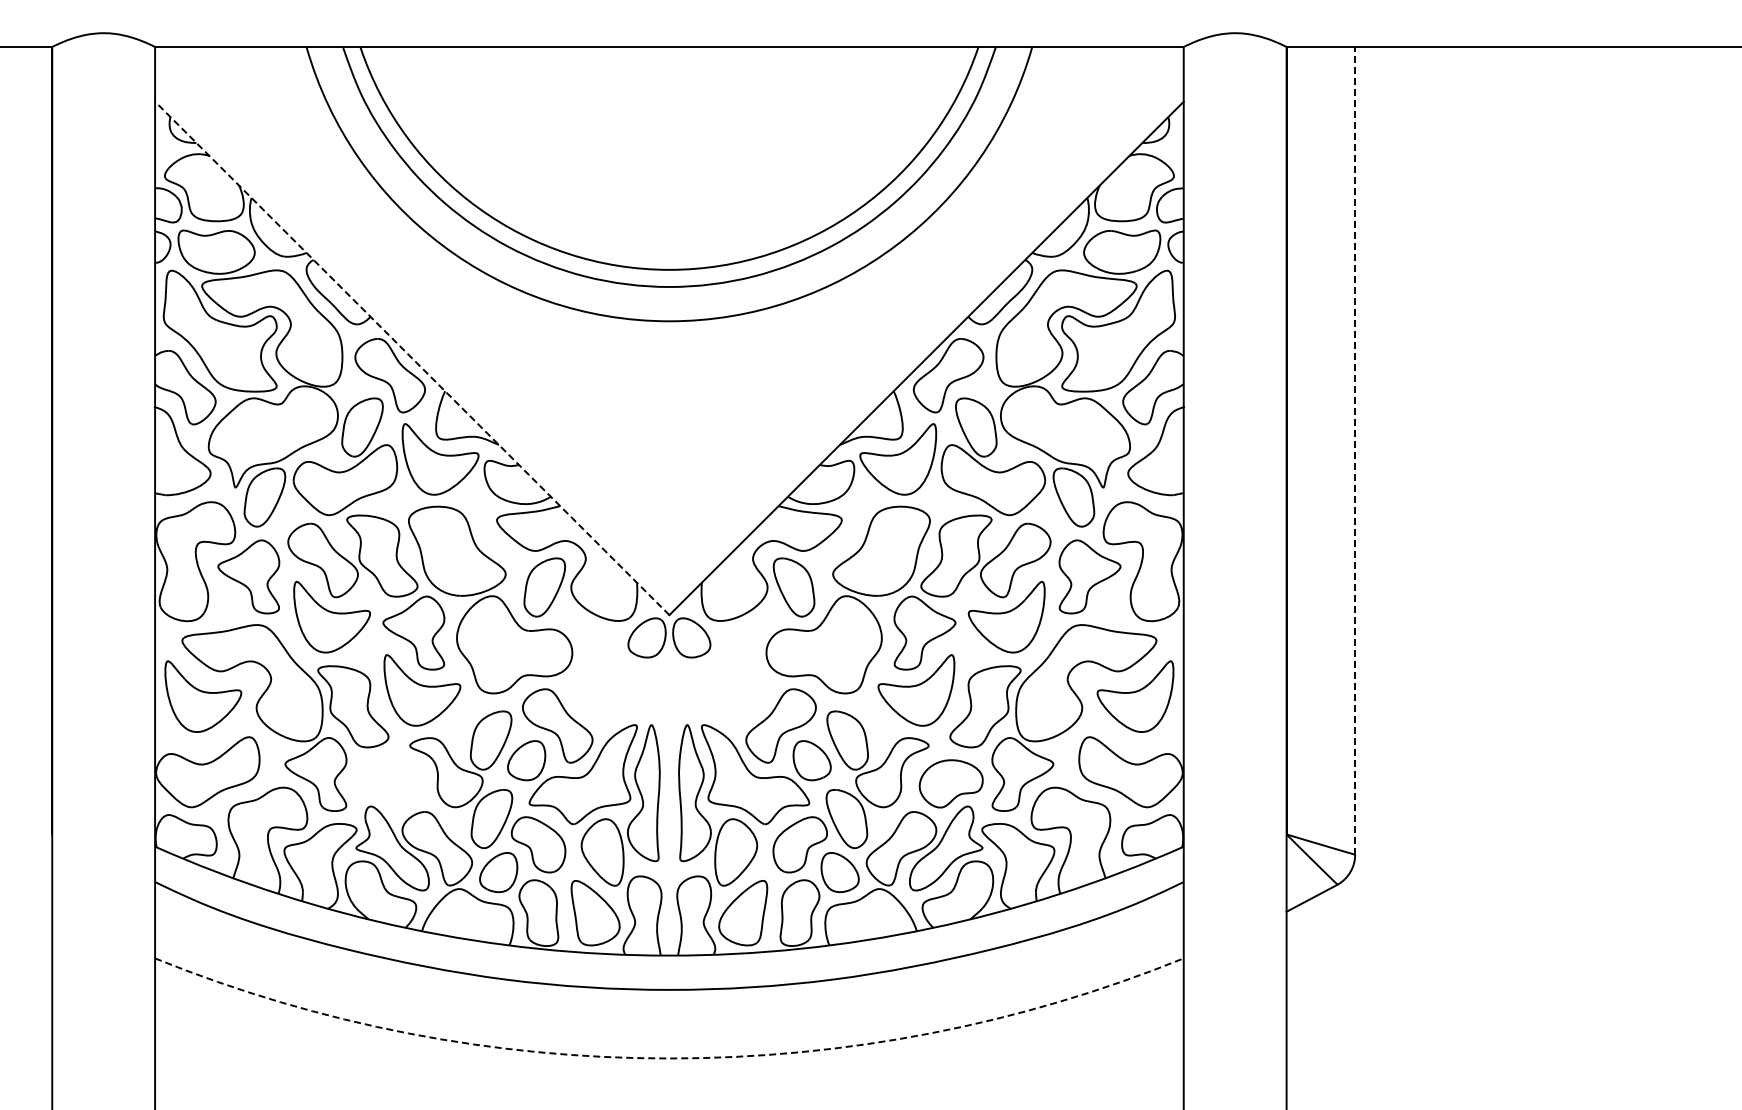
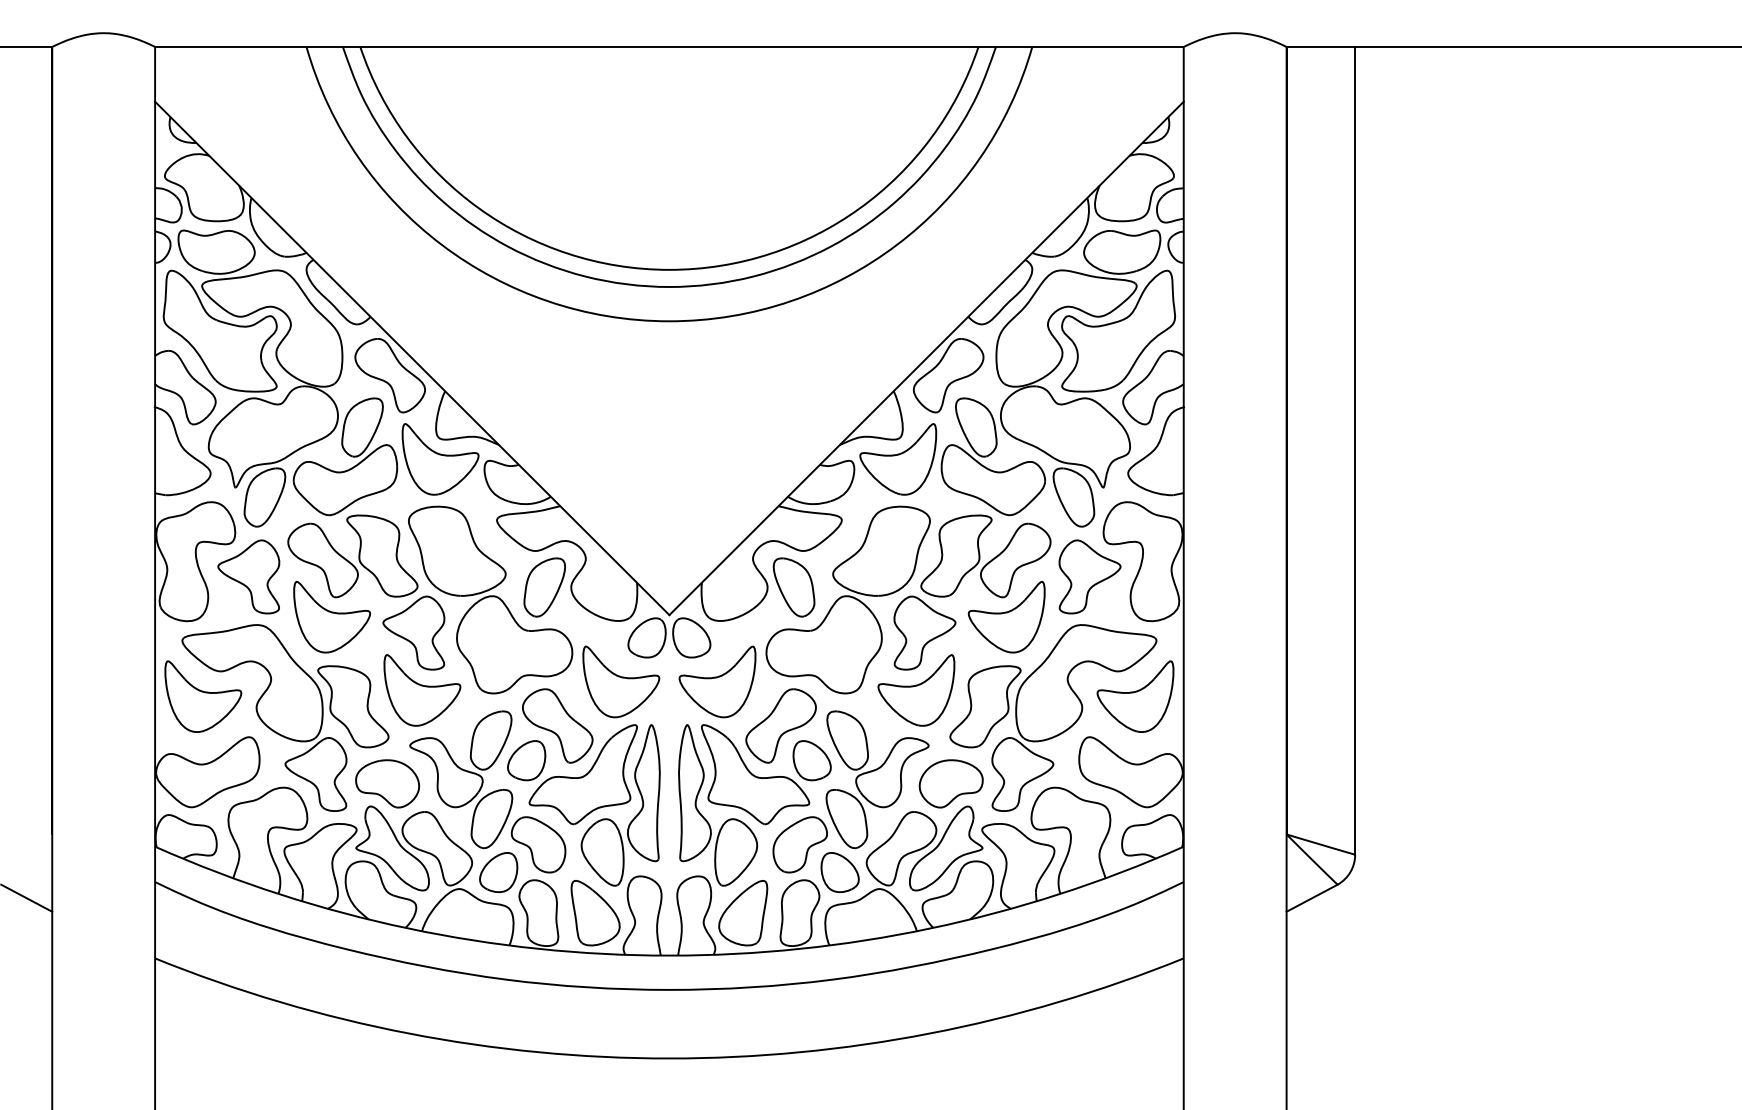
line: dashed -> solid (411, 358)
line: dashed -> solid (1355, 450)
part: none -> present (621, 681)
part: none -> present (717, 681)
part: none -> present (387, 783)
line: none -> present (27, 898)
arc: dashed -> solid (669, 1058)
